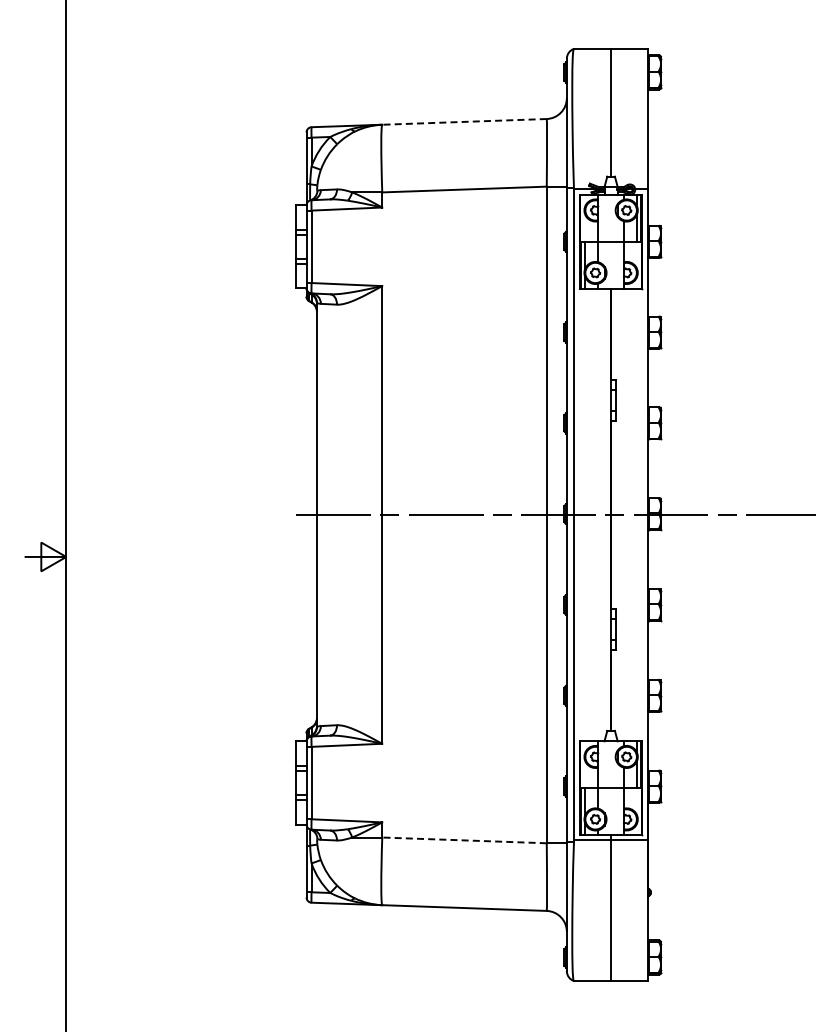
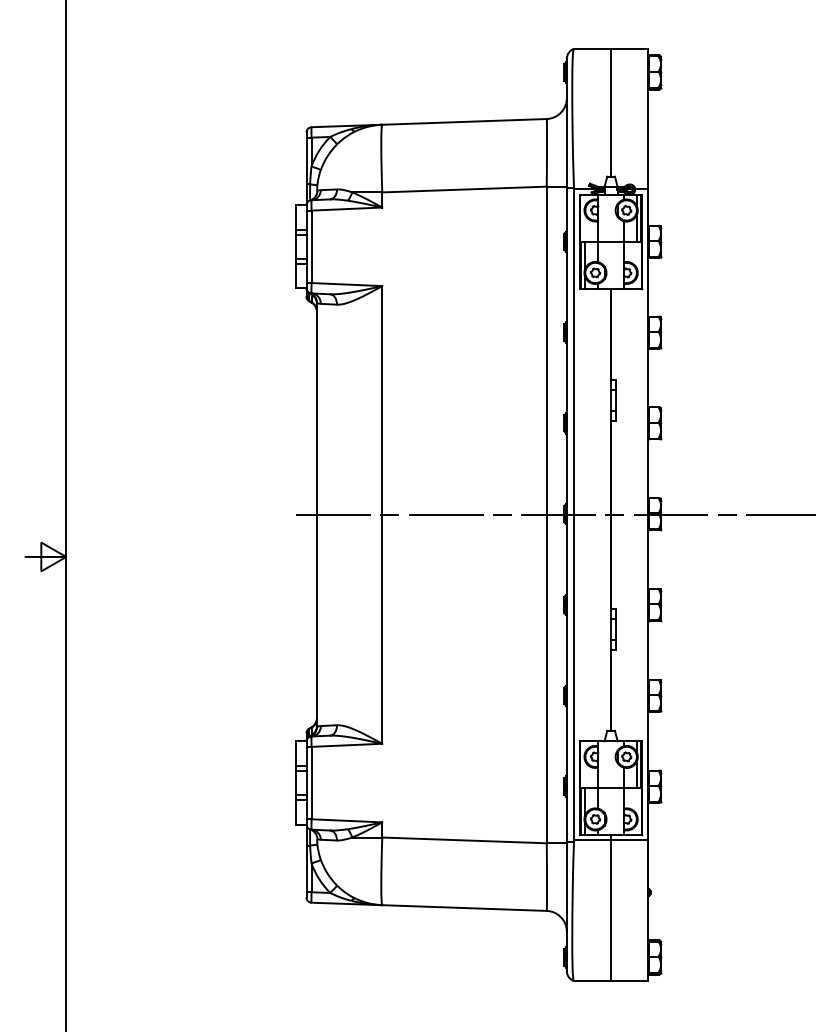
line: dashed -> solid (464, 121)
line: dashed -> solid (464, 840)
